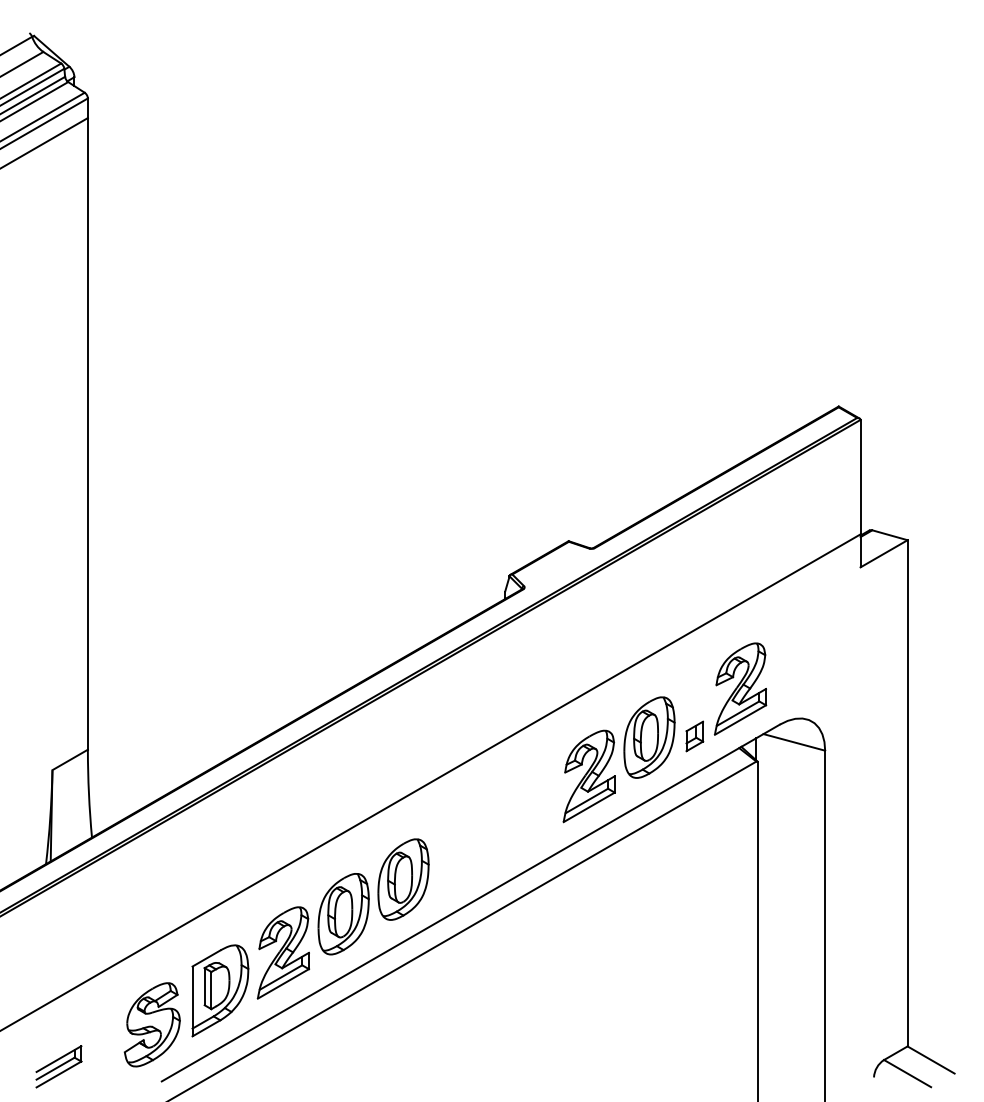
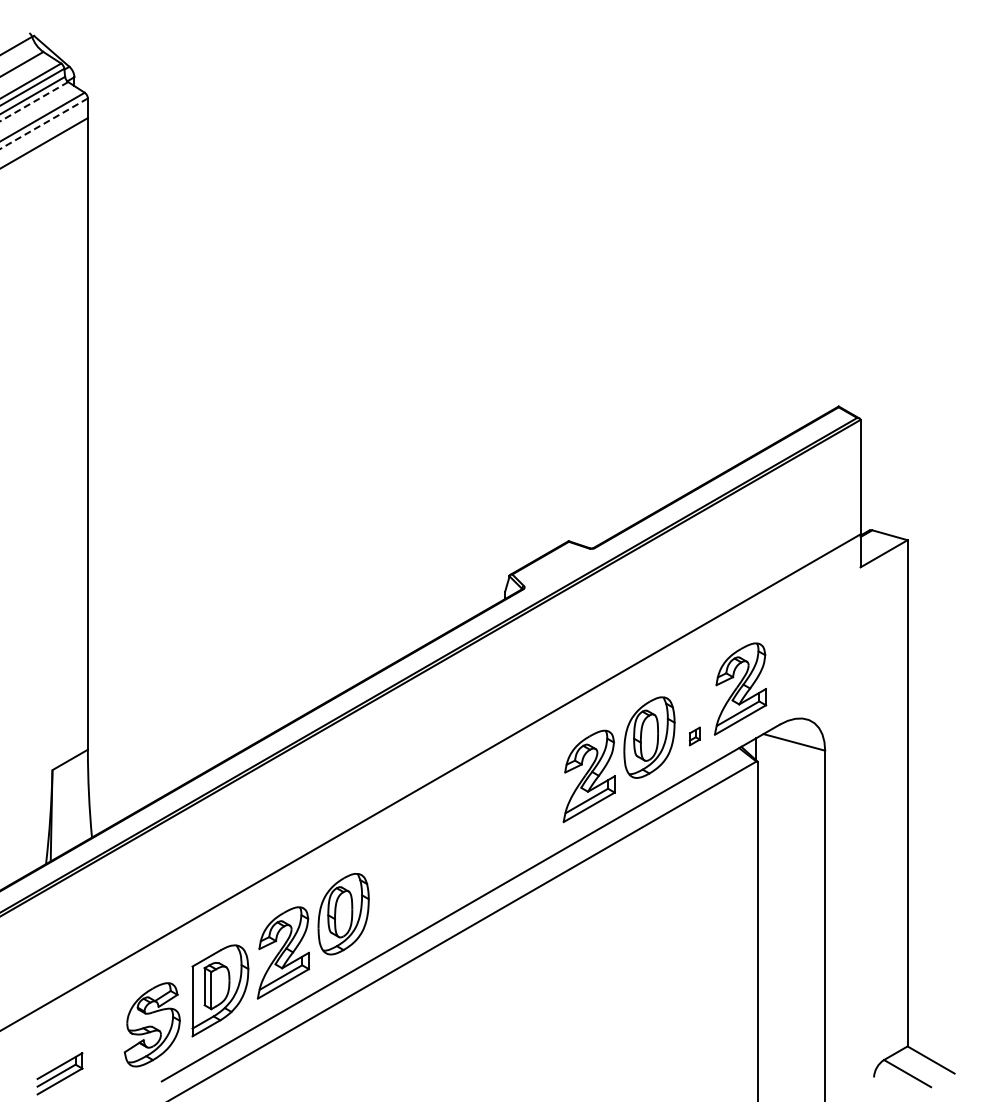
line: solid -> dashed (34, 101)
line: solid -> dashed (43, 123)
part size: 20x33 px -> 13x21 px (694, 736)
part: present -> none (403, 879)
part position: (58, 1066) -> (59, 1073) (59, 1073)
